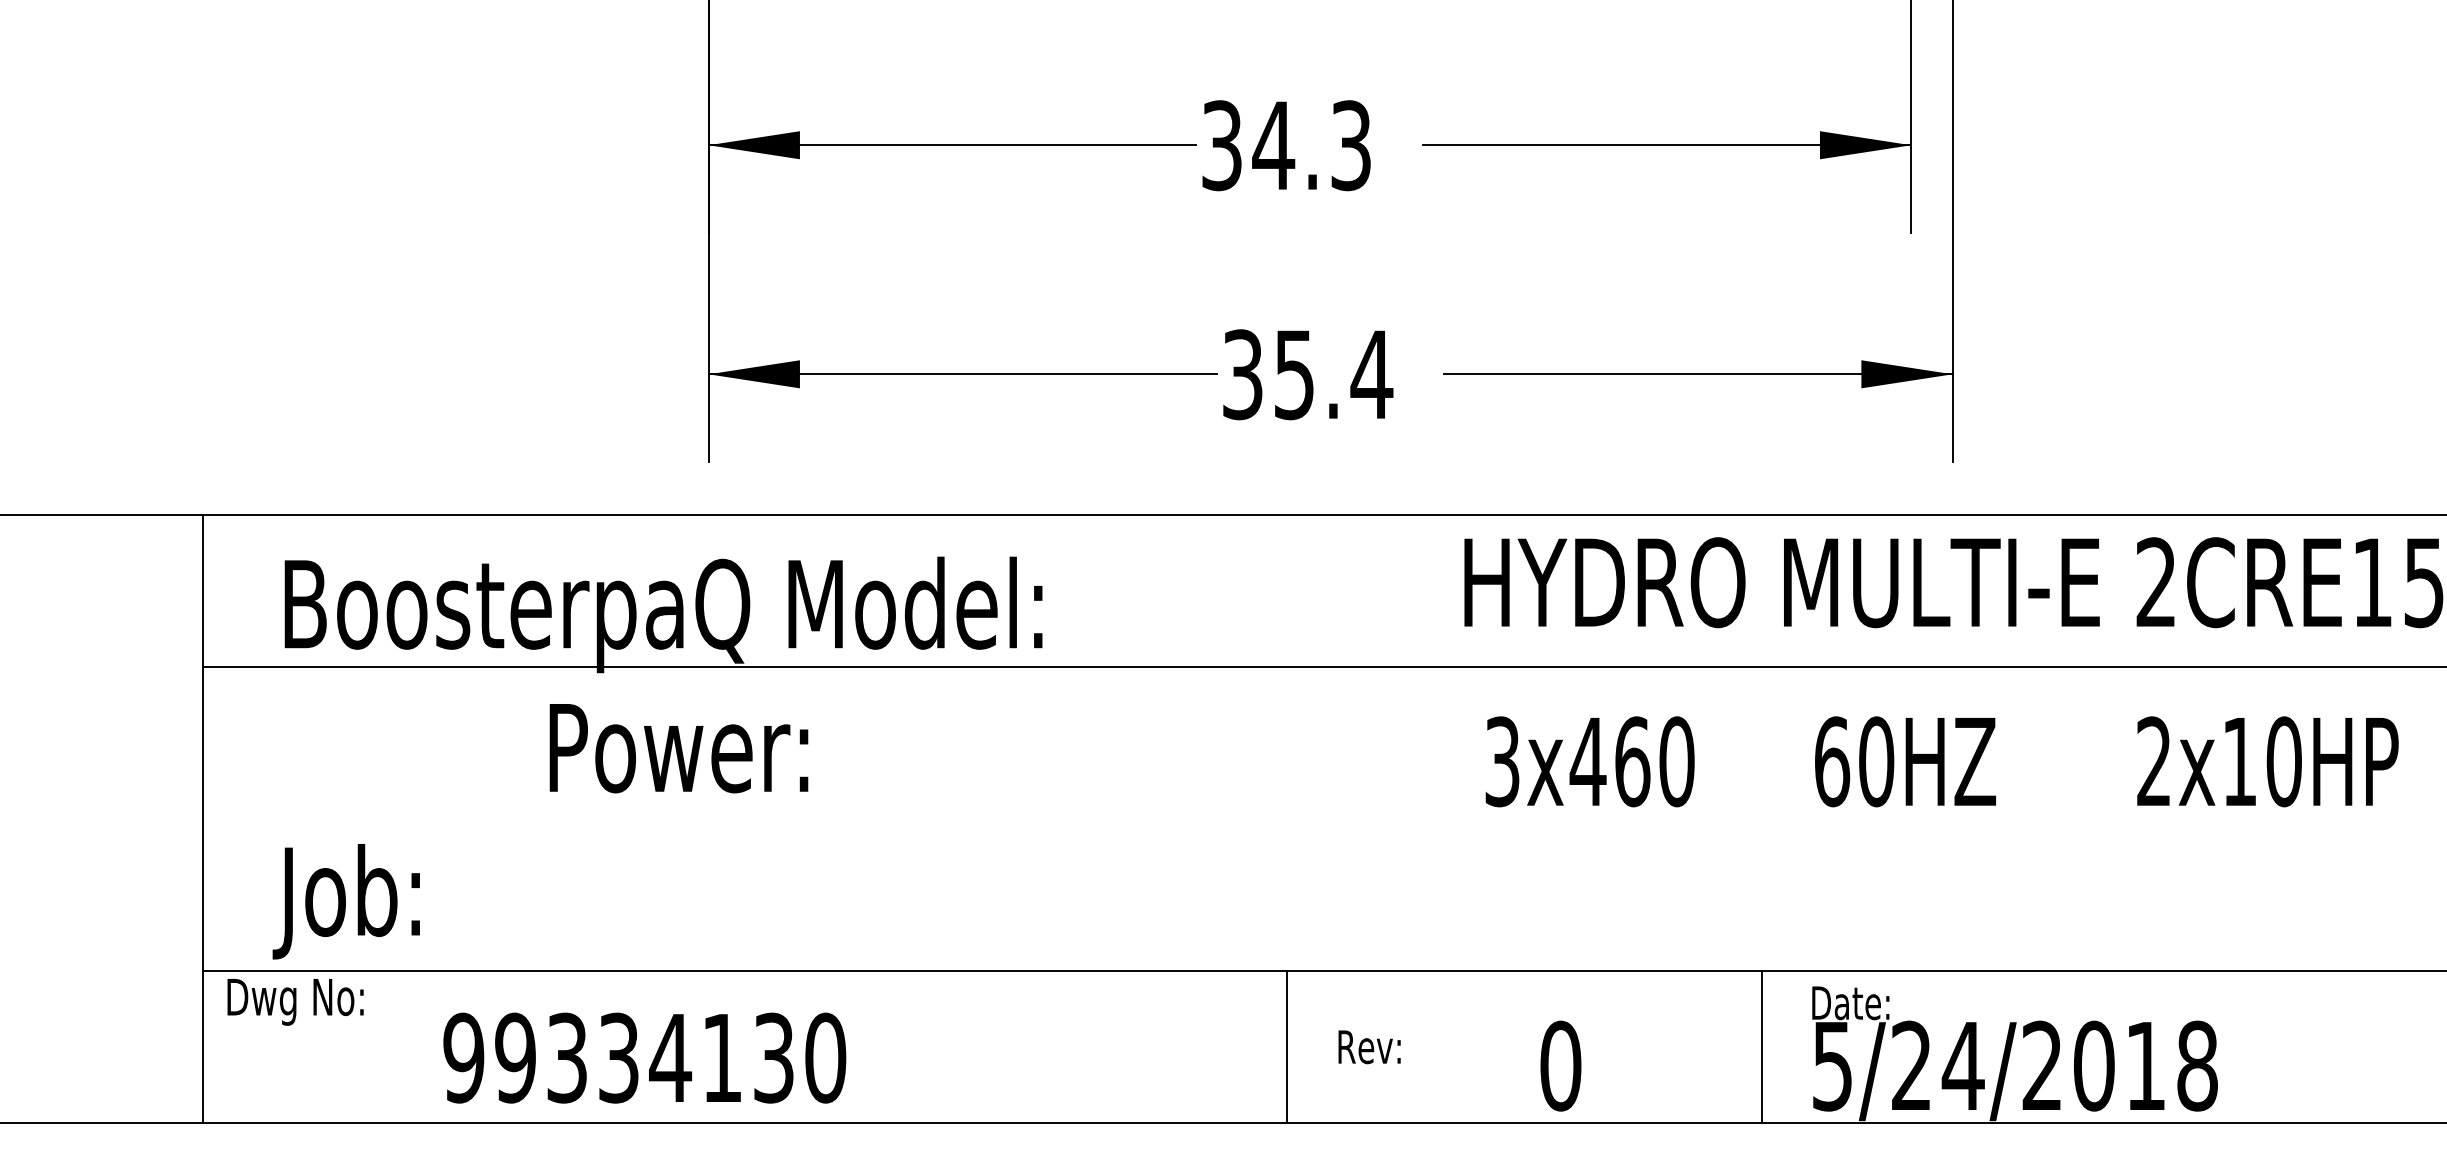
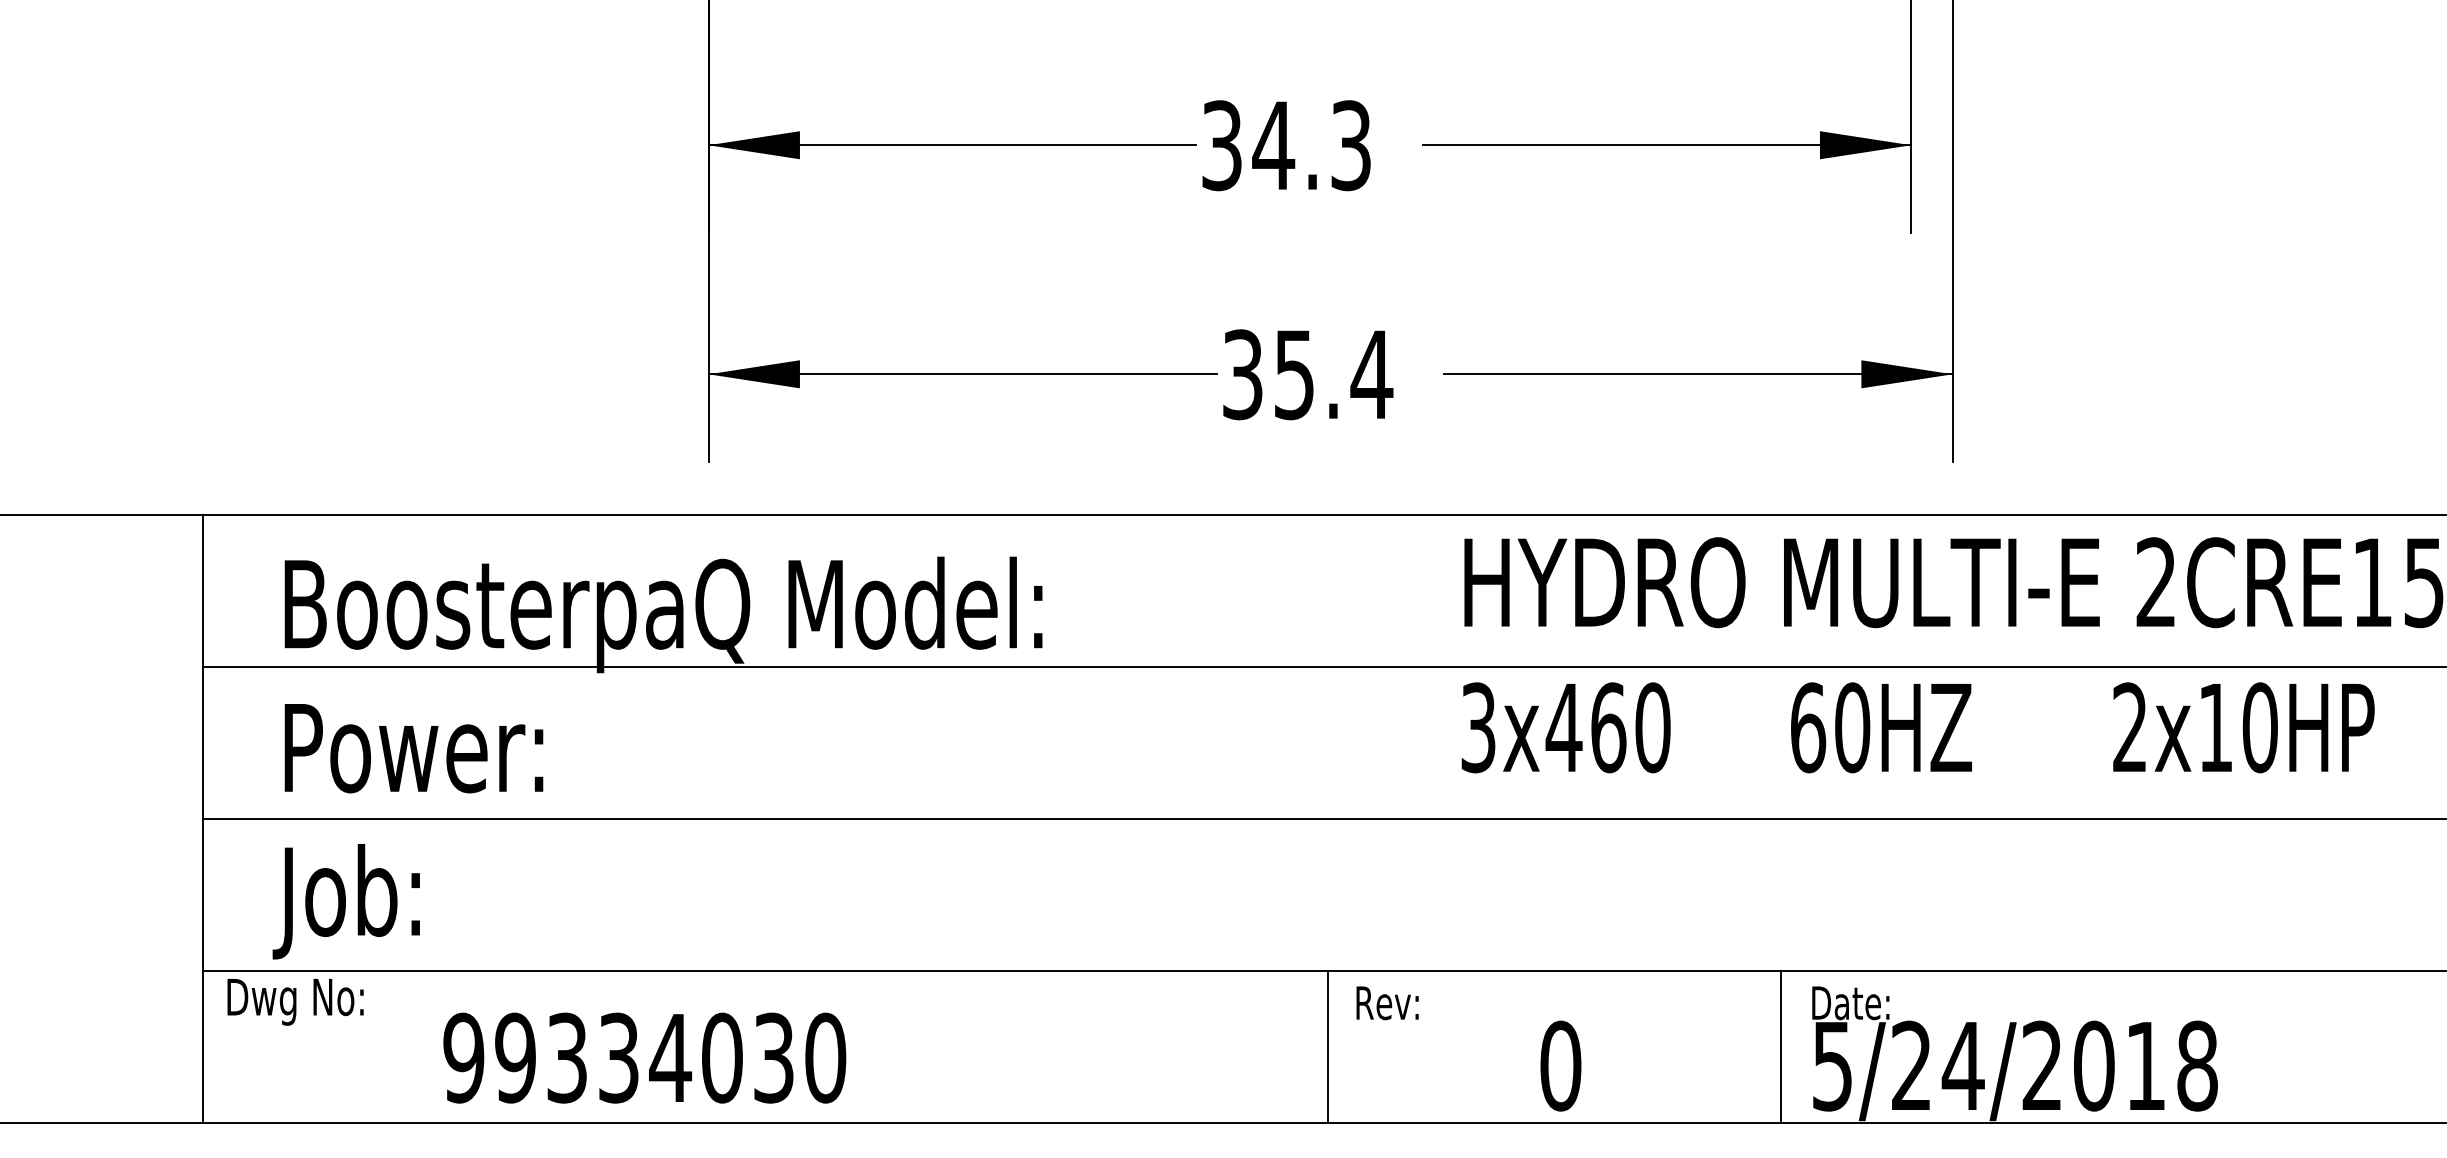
text position: (678, 748) -> (413, 748) (413, 748)
text position: (1941, 761) -> (1917, 727) (1917, 727)
line: none -> present (1322, 819)
line position: (1287, 1047) -> (1328, 1047) (1328, 1047)
text position: (1369, 1047) -> (1387, 1003) (1387, 1003)
line position: (1762, 1047) -> (1781, 1047) (1781, 1047)
text: 99334130 -> 99334030 (722, 1057)
